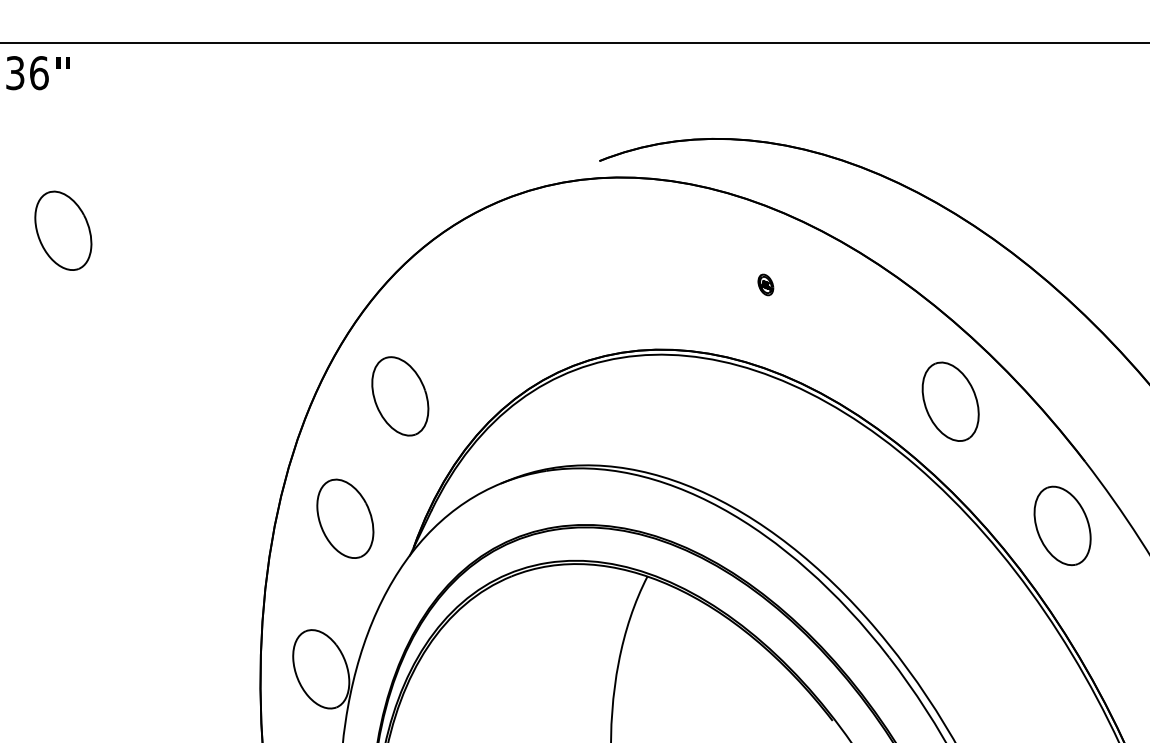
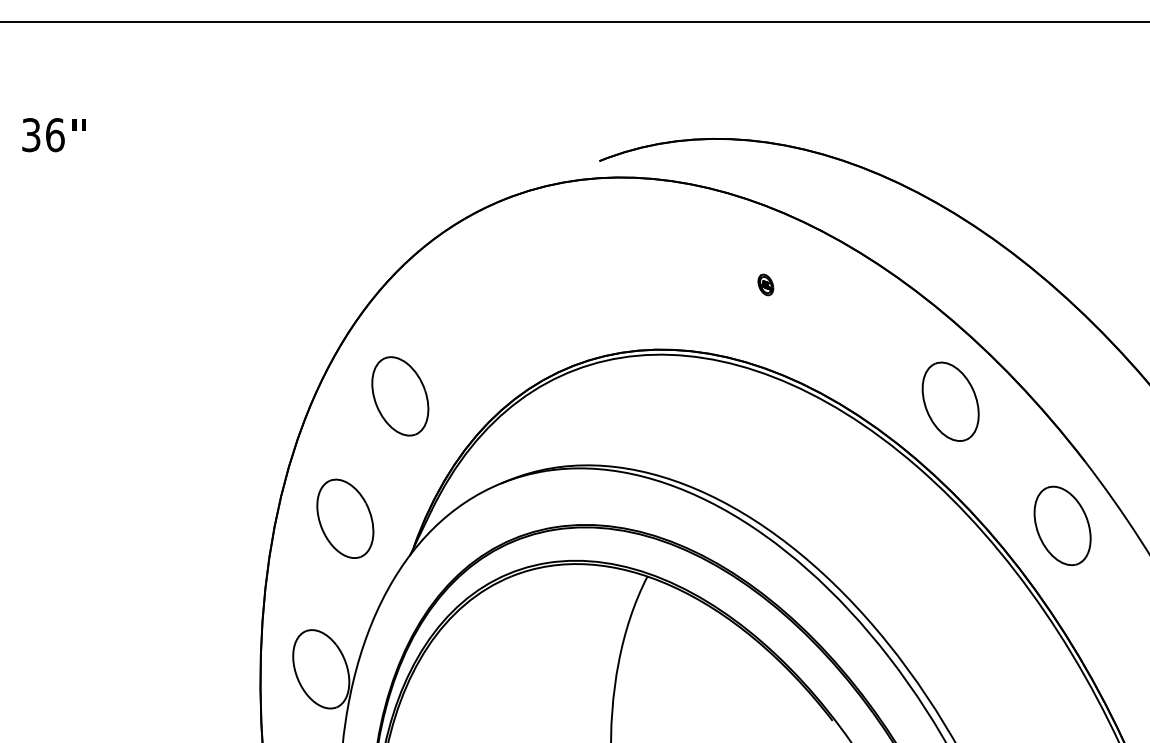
line position: (574, 43) -> (574, 22) (574, 22)
text position: (37, 73) -> (53, 135) (53, 135)
part: present -> none (63, 230)
